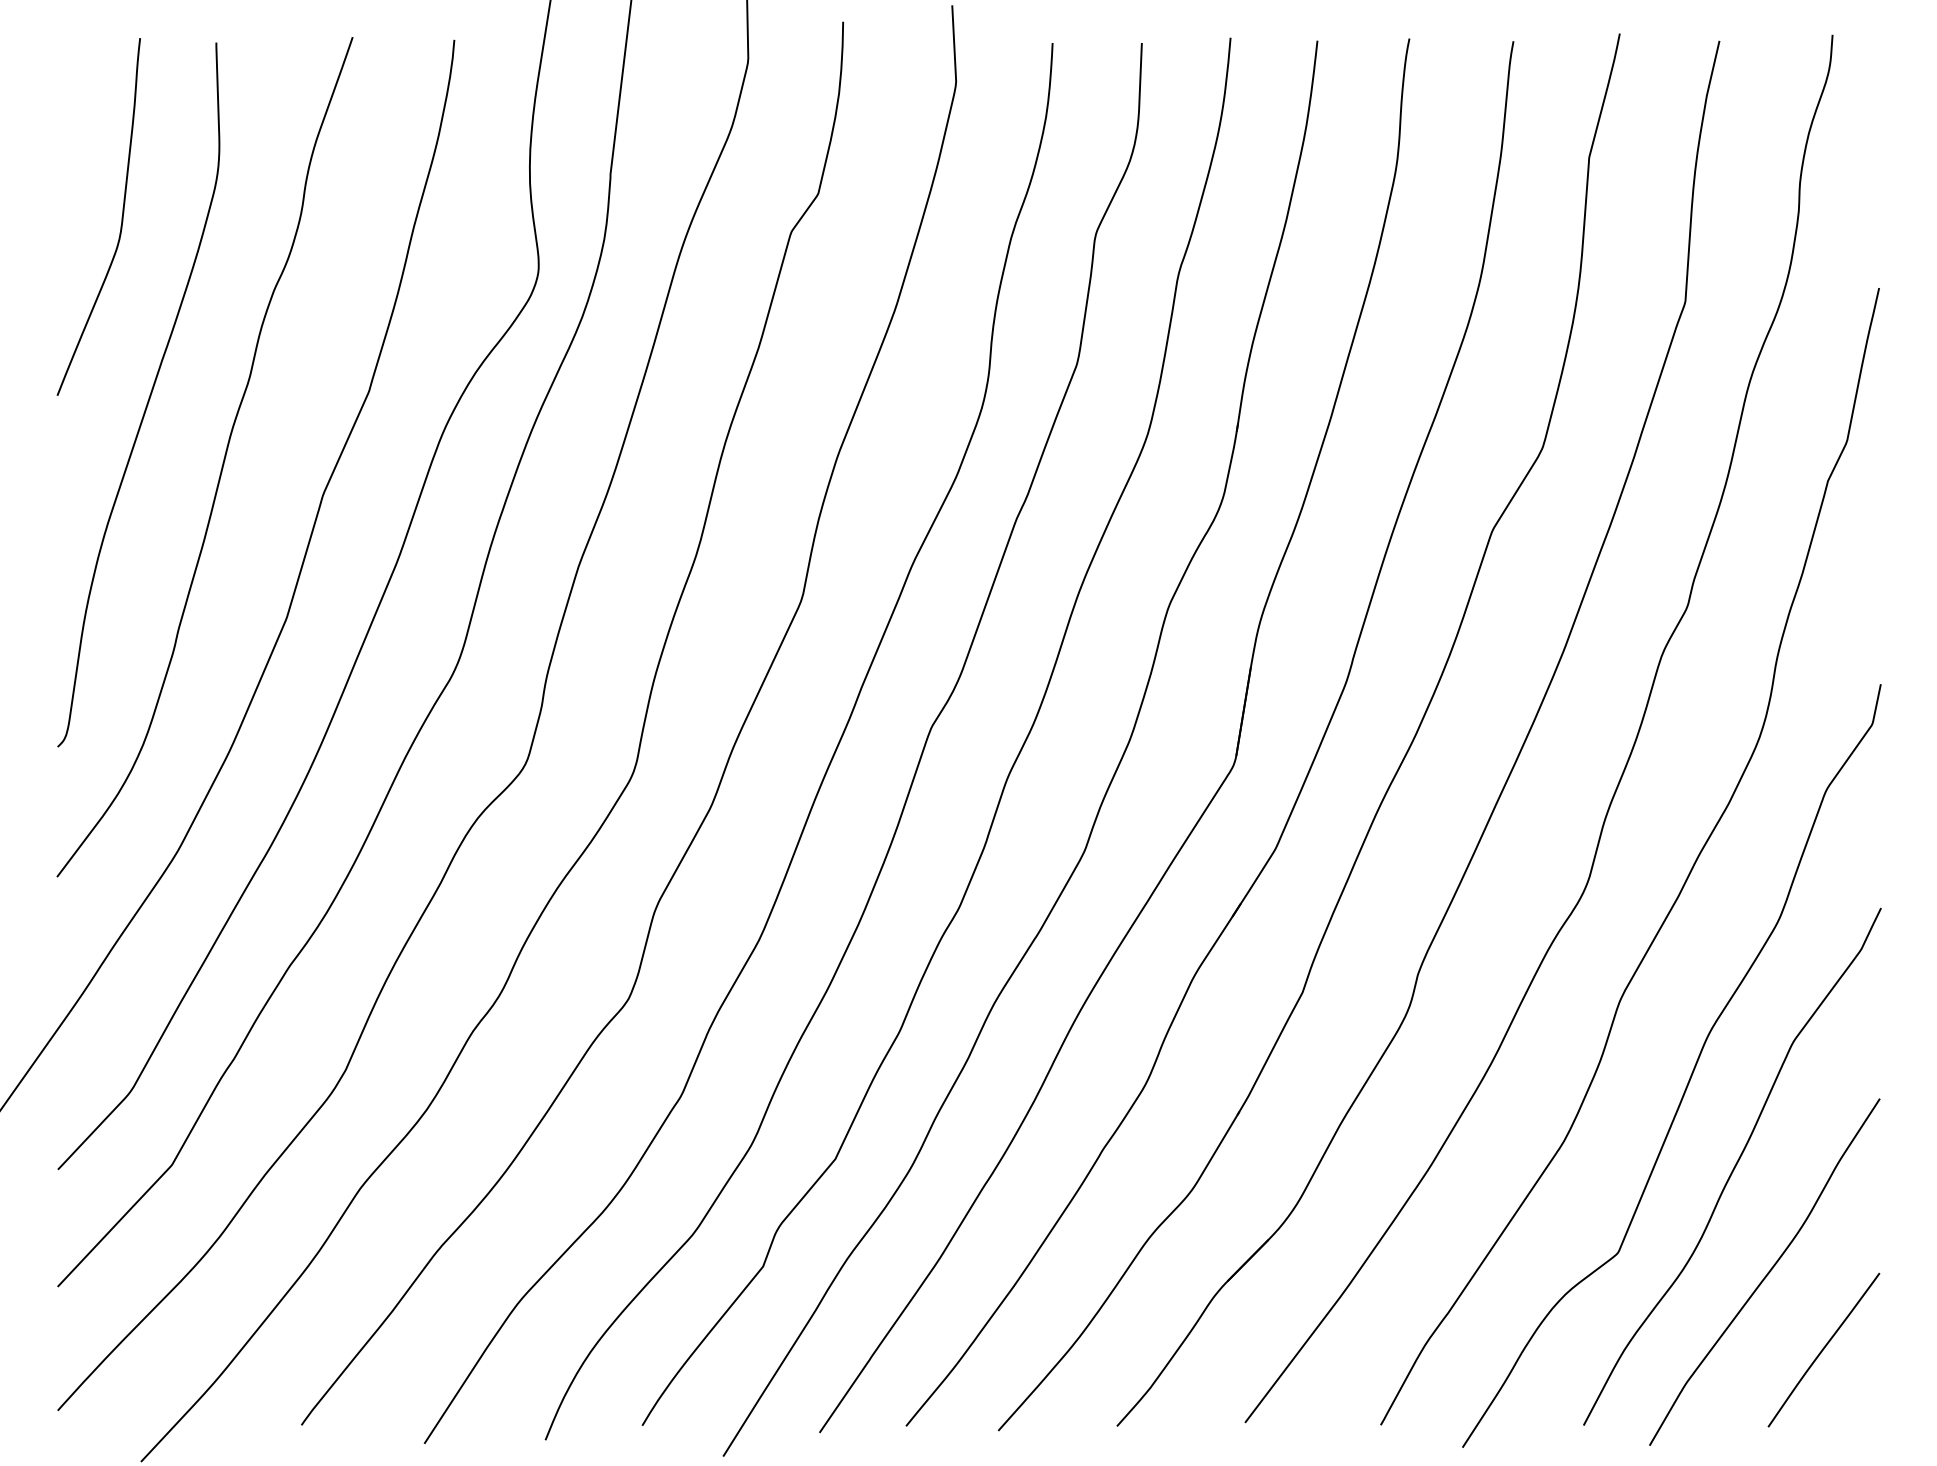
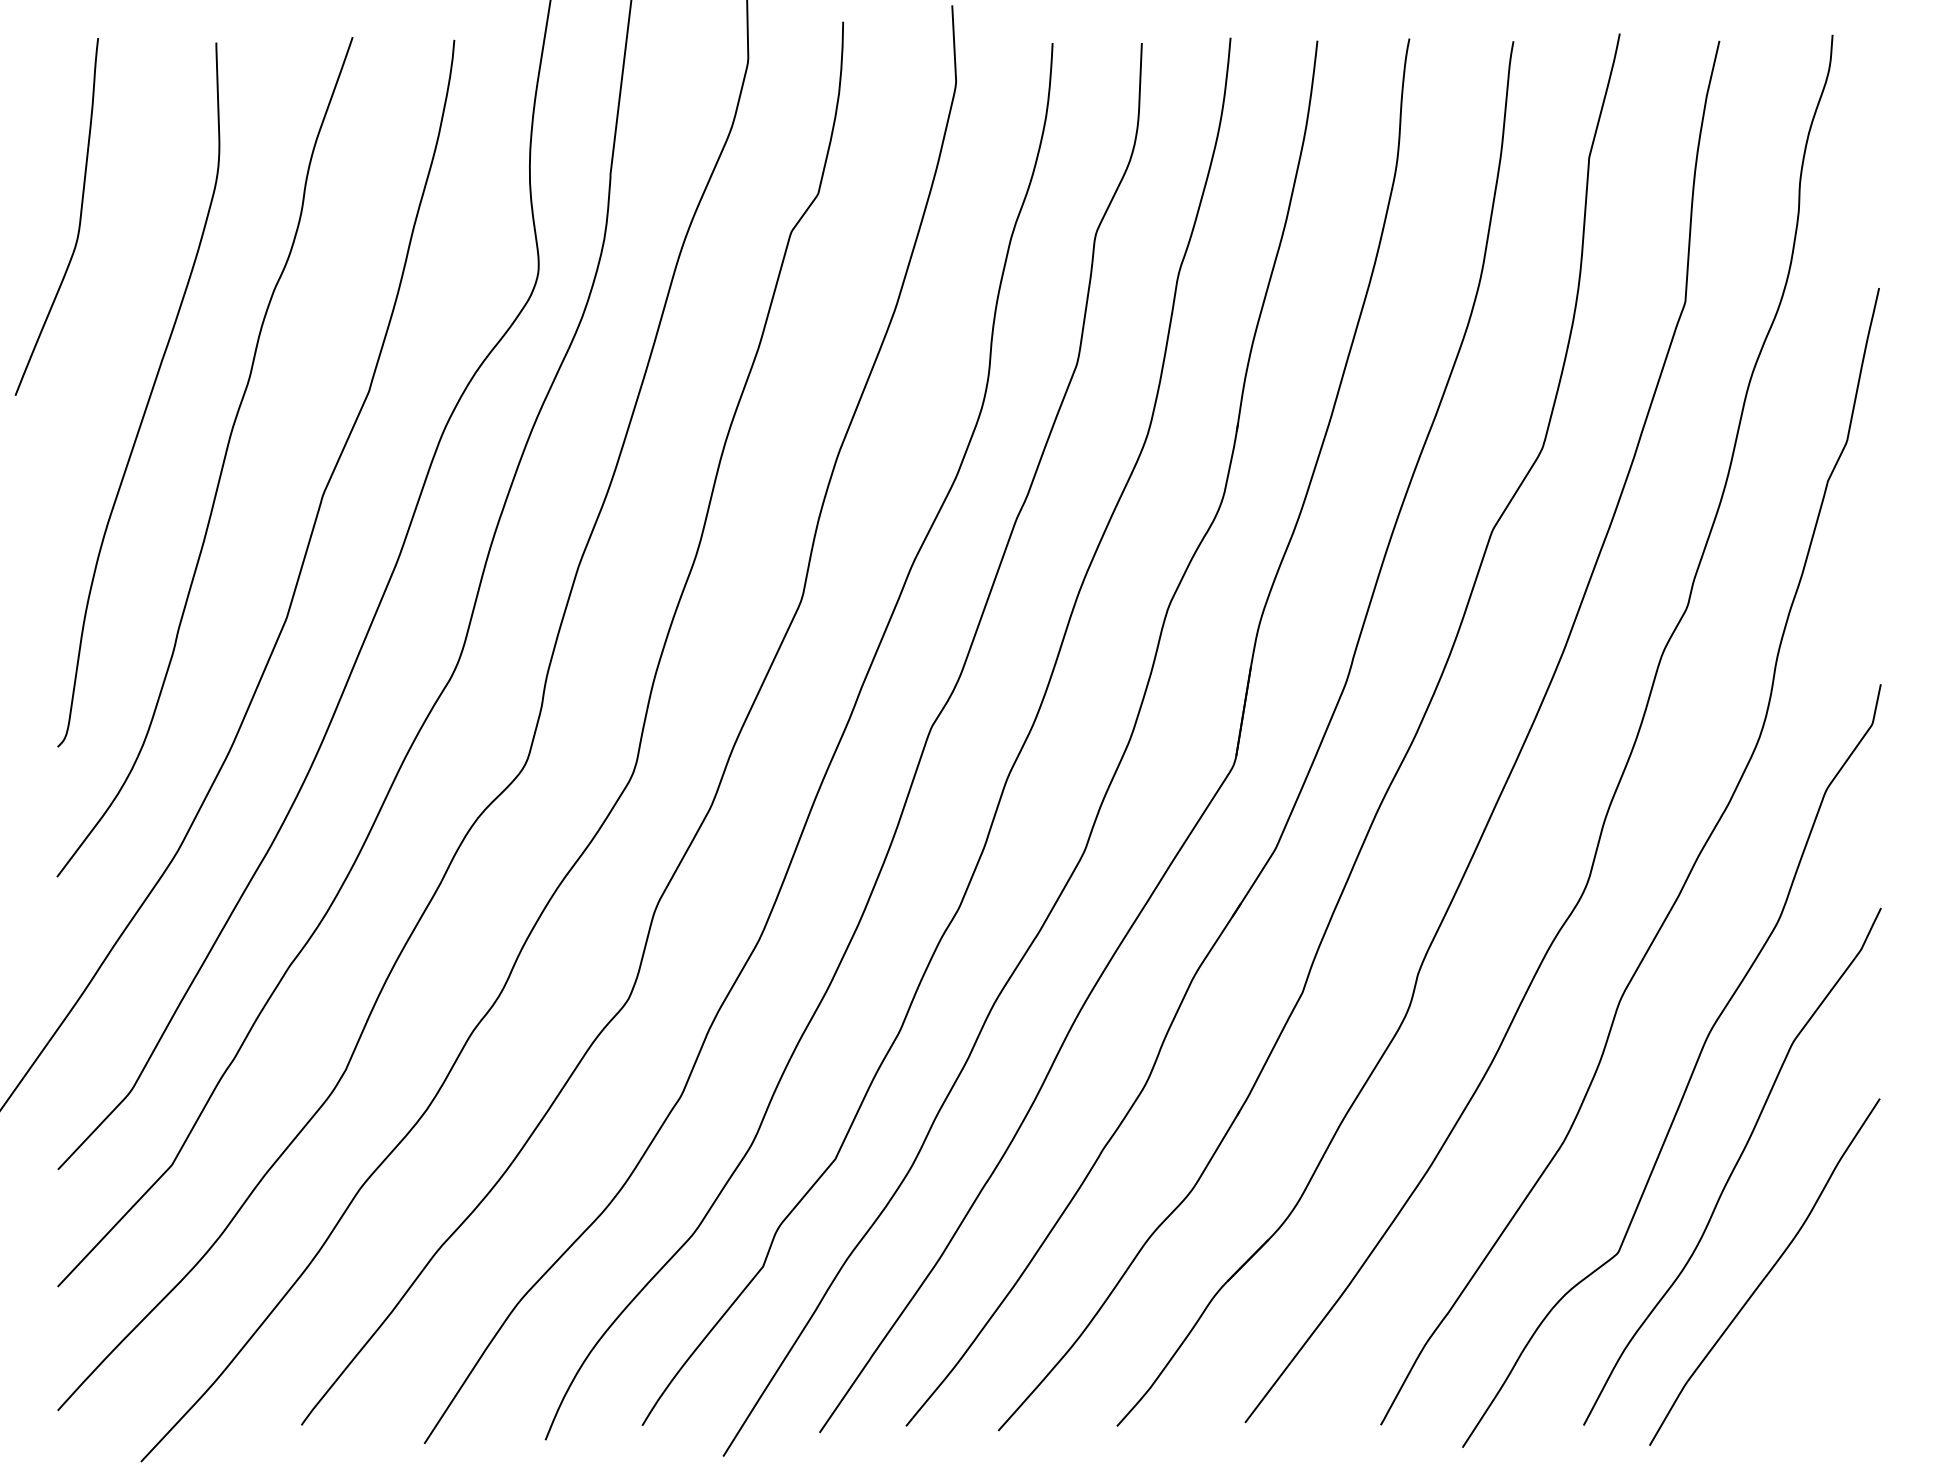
curve position: (121, 216) -> (79, 216) (79, 216)
curve: present -> none (1823, 1349)
